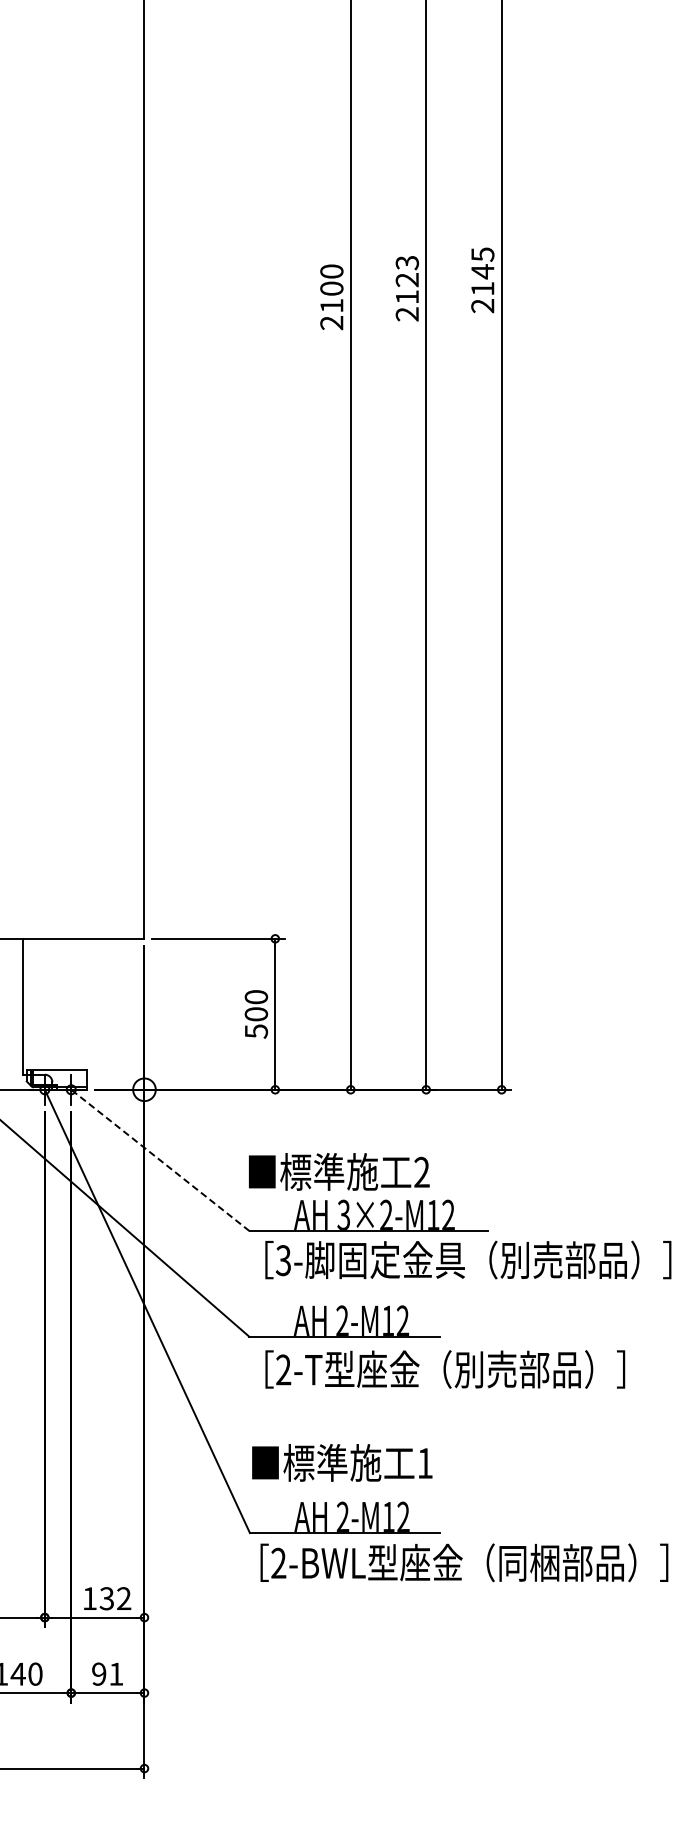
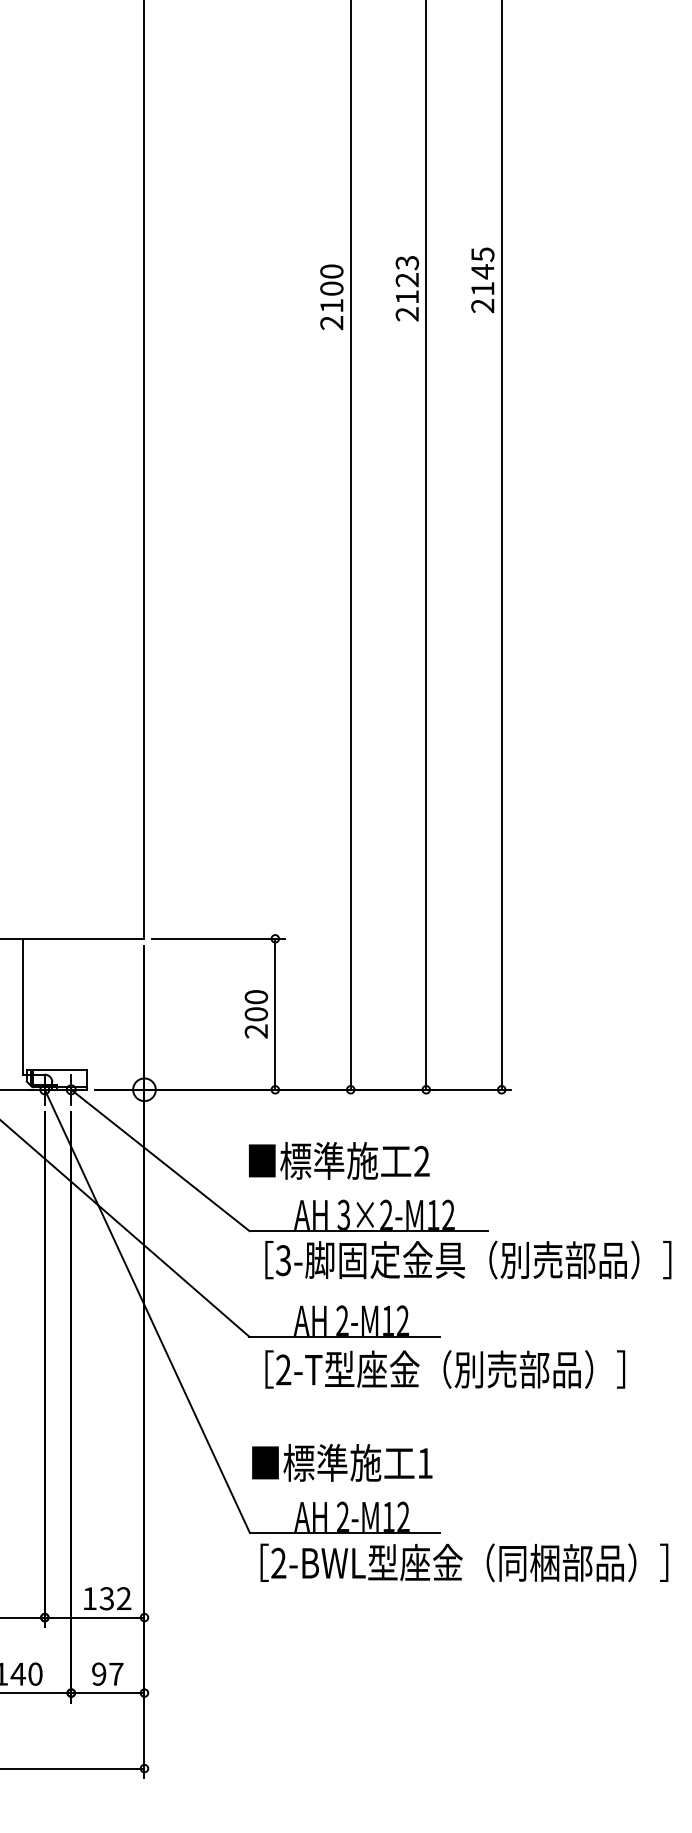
text: 500 -> 200 (256, 1031)
line: dashed -> solid (160, 1160)
text position: (339, 1171) -> (339, 1160) (339, 1160)
text: 91 -> 97 (116, 1674)
